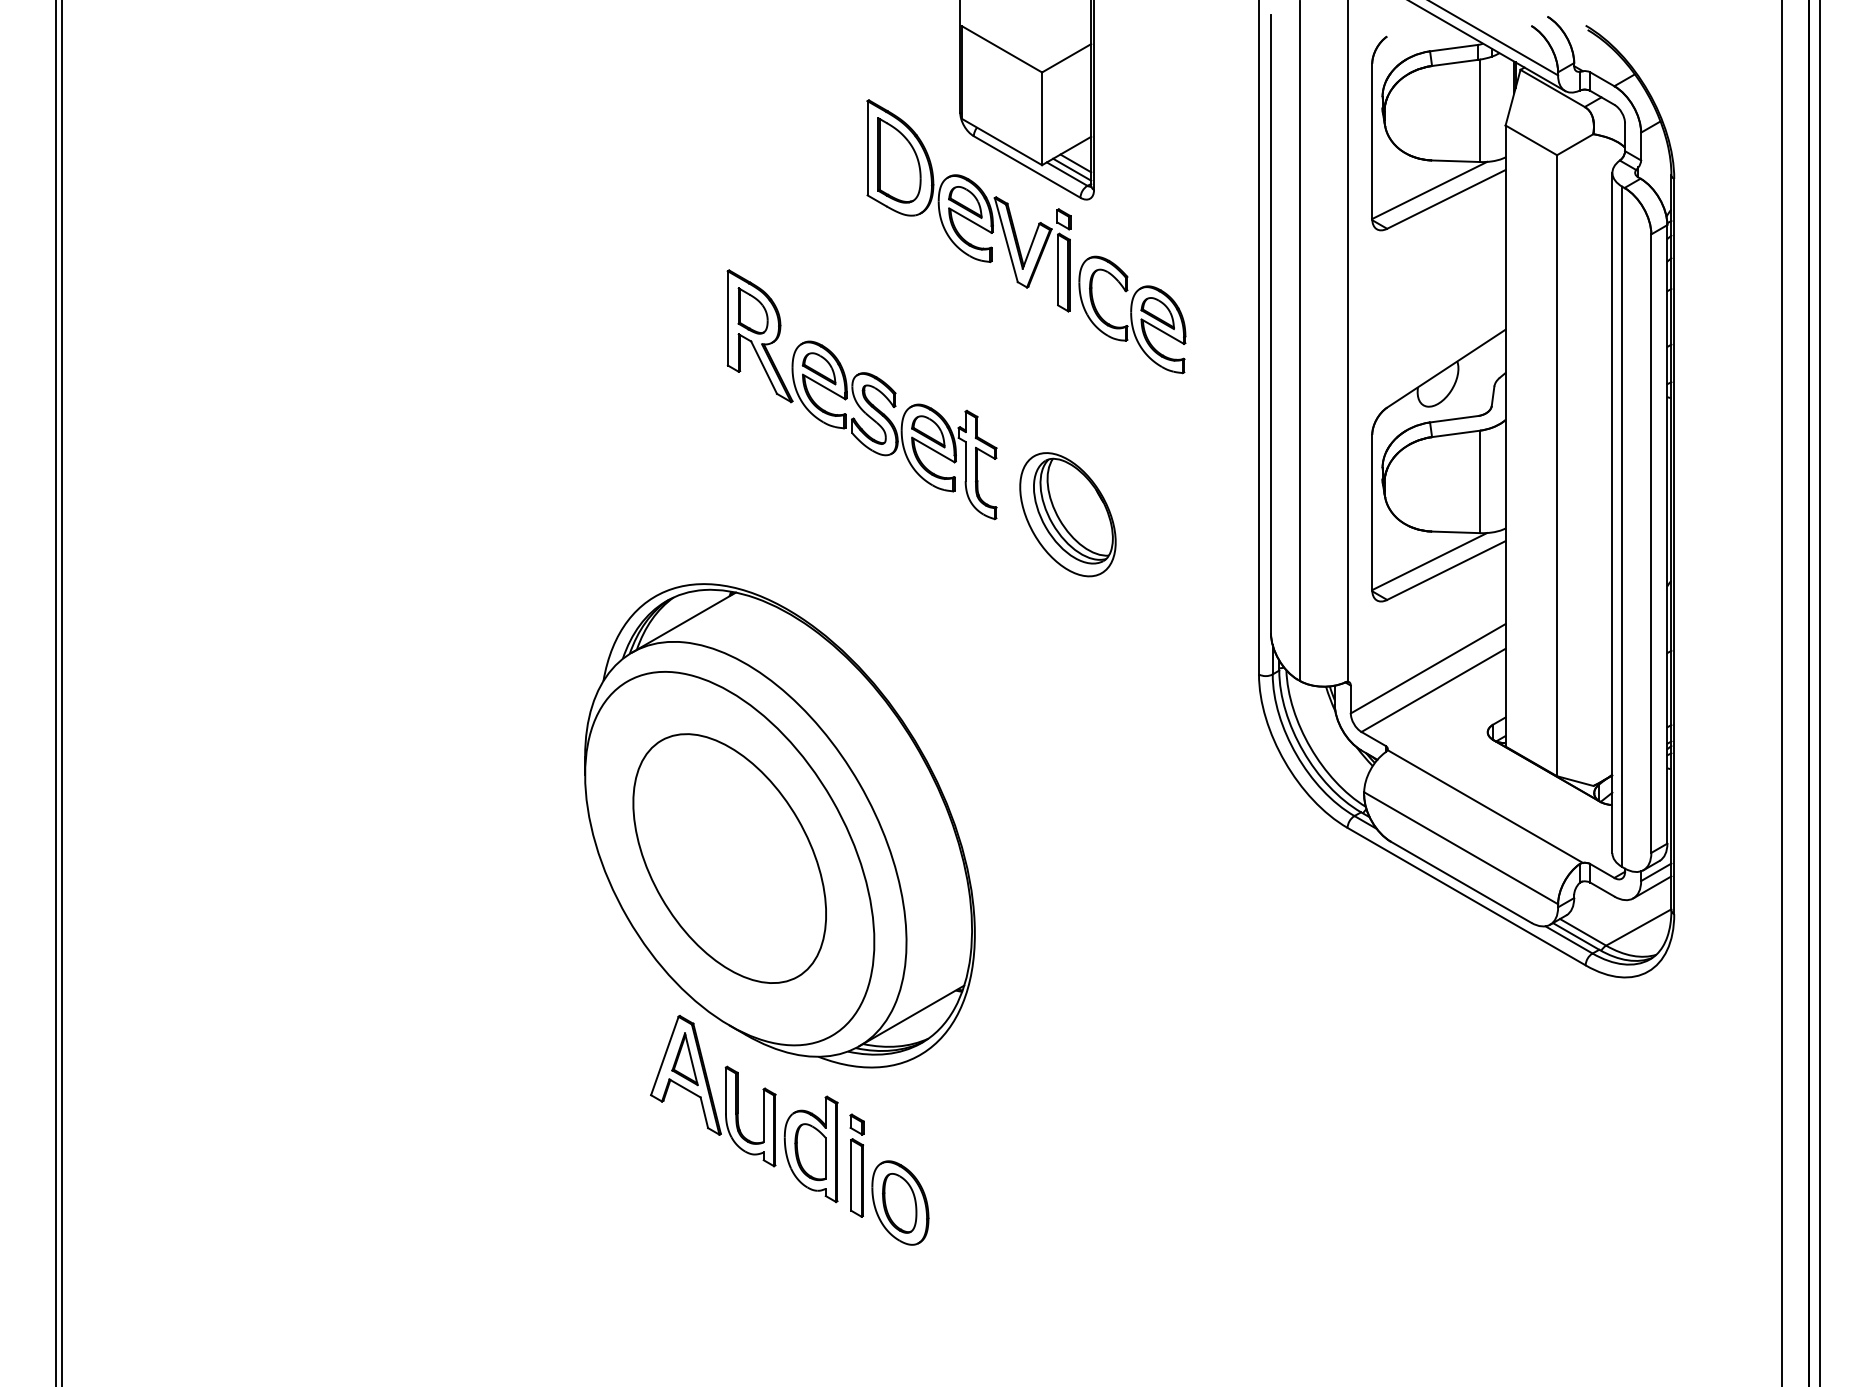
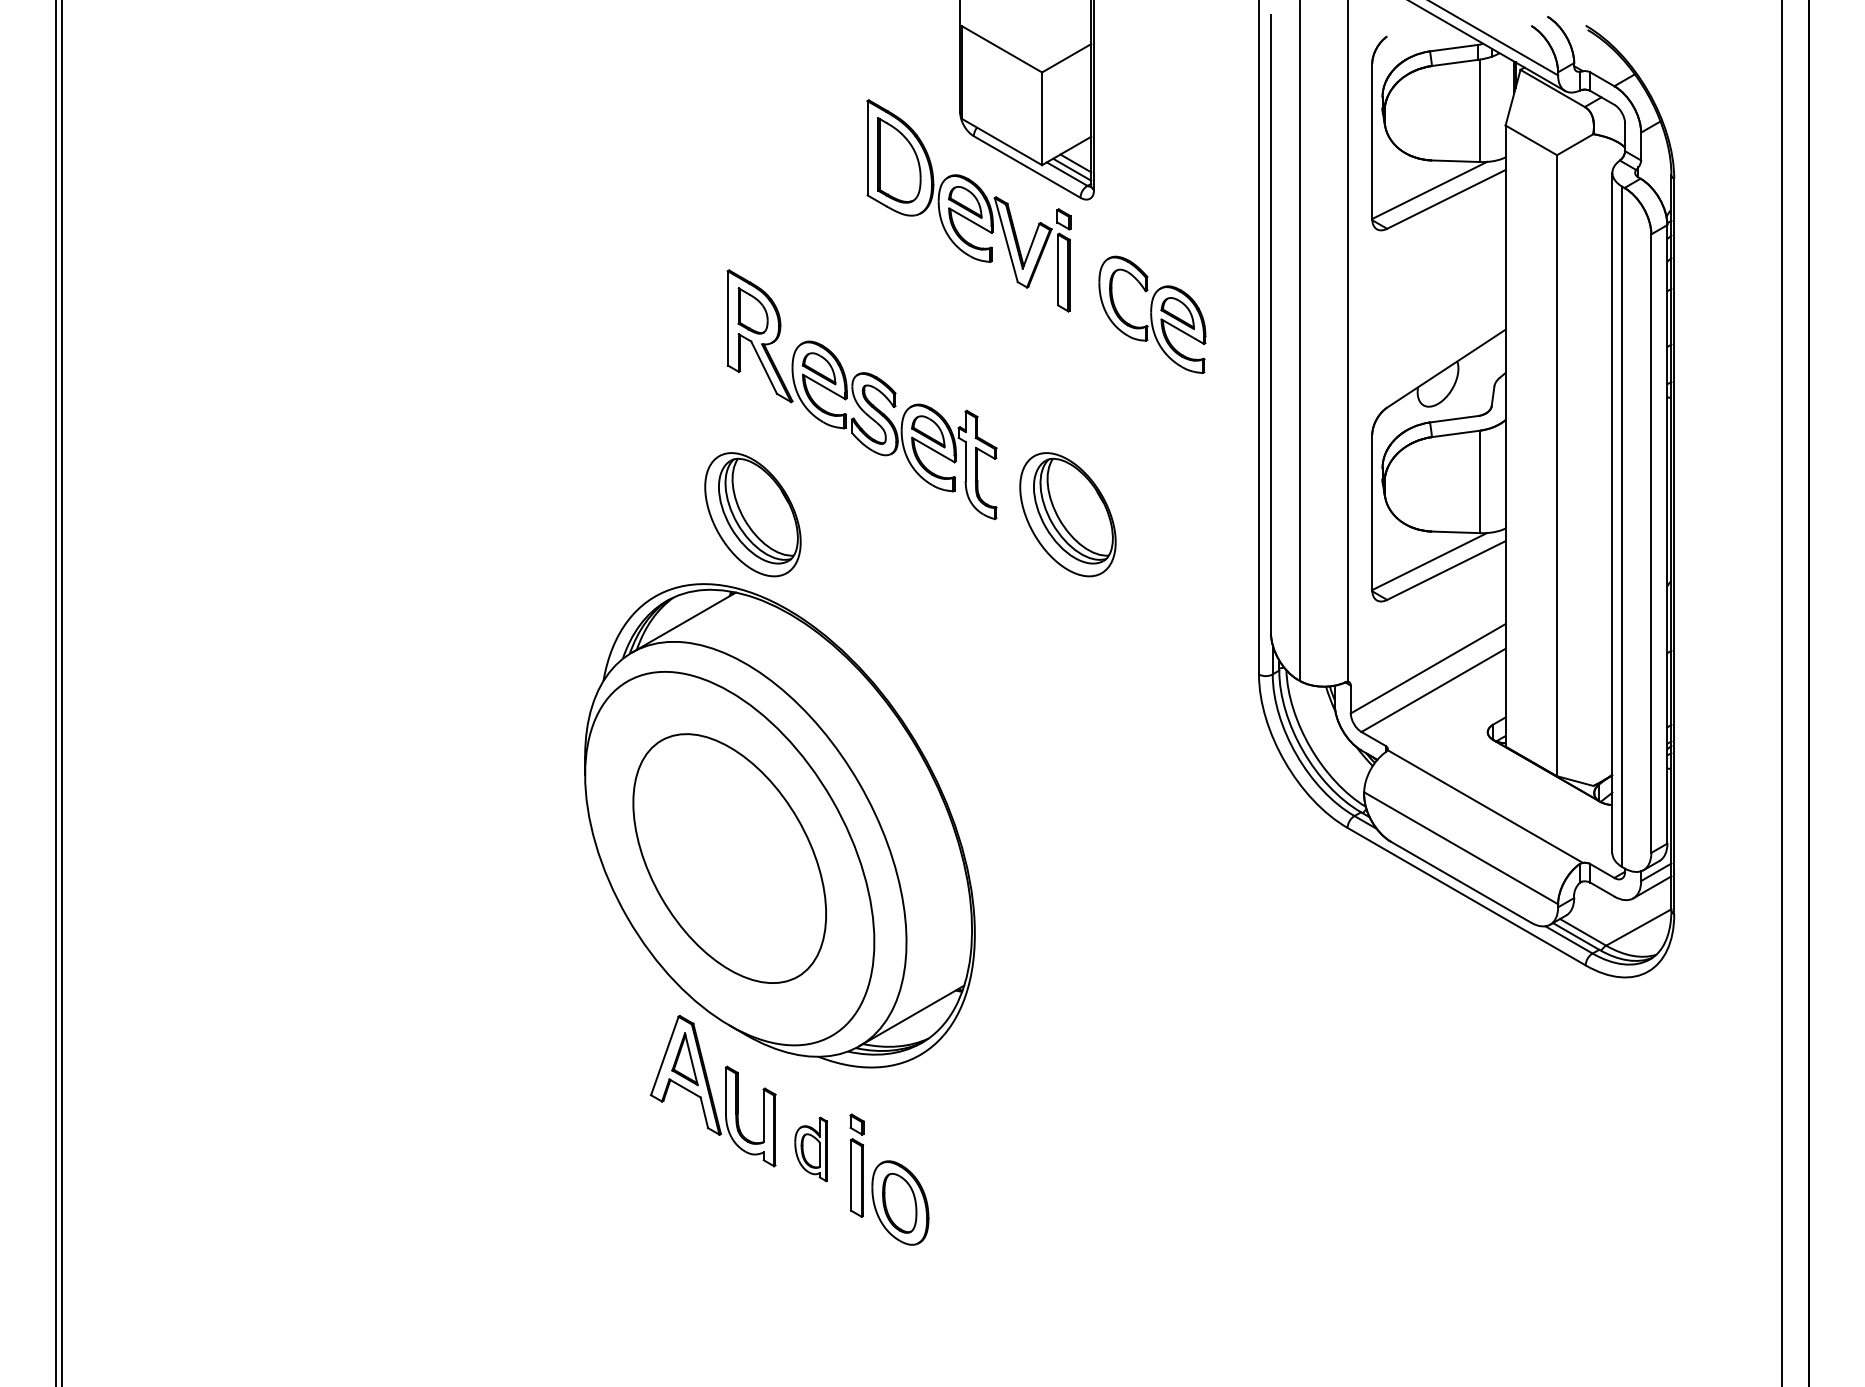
part position: (1132, 314) -> (1152, 314) (1152, 314)
part: none -> present (752, 514)
line: present -> none (1819, 692)
part size: 56x109 px -> 34x67 px (810, 1149)
